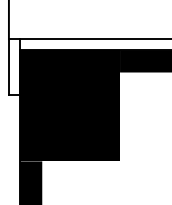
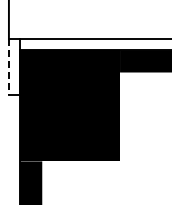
line: solid -> dashed (8, 66)
